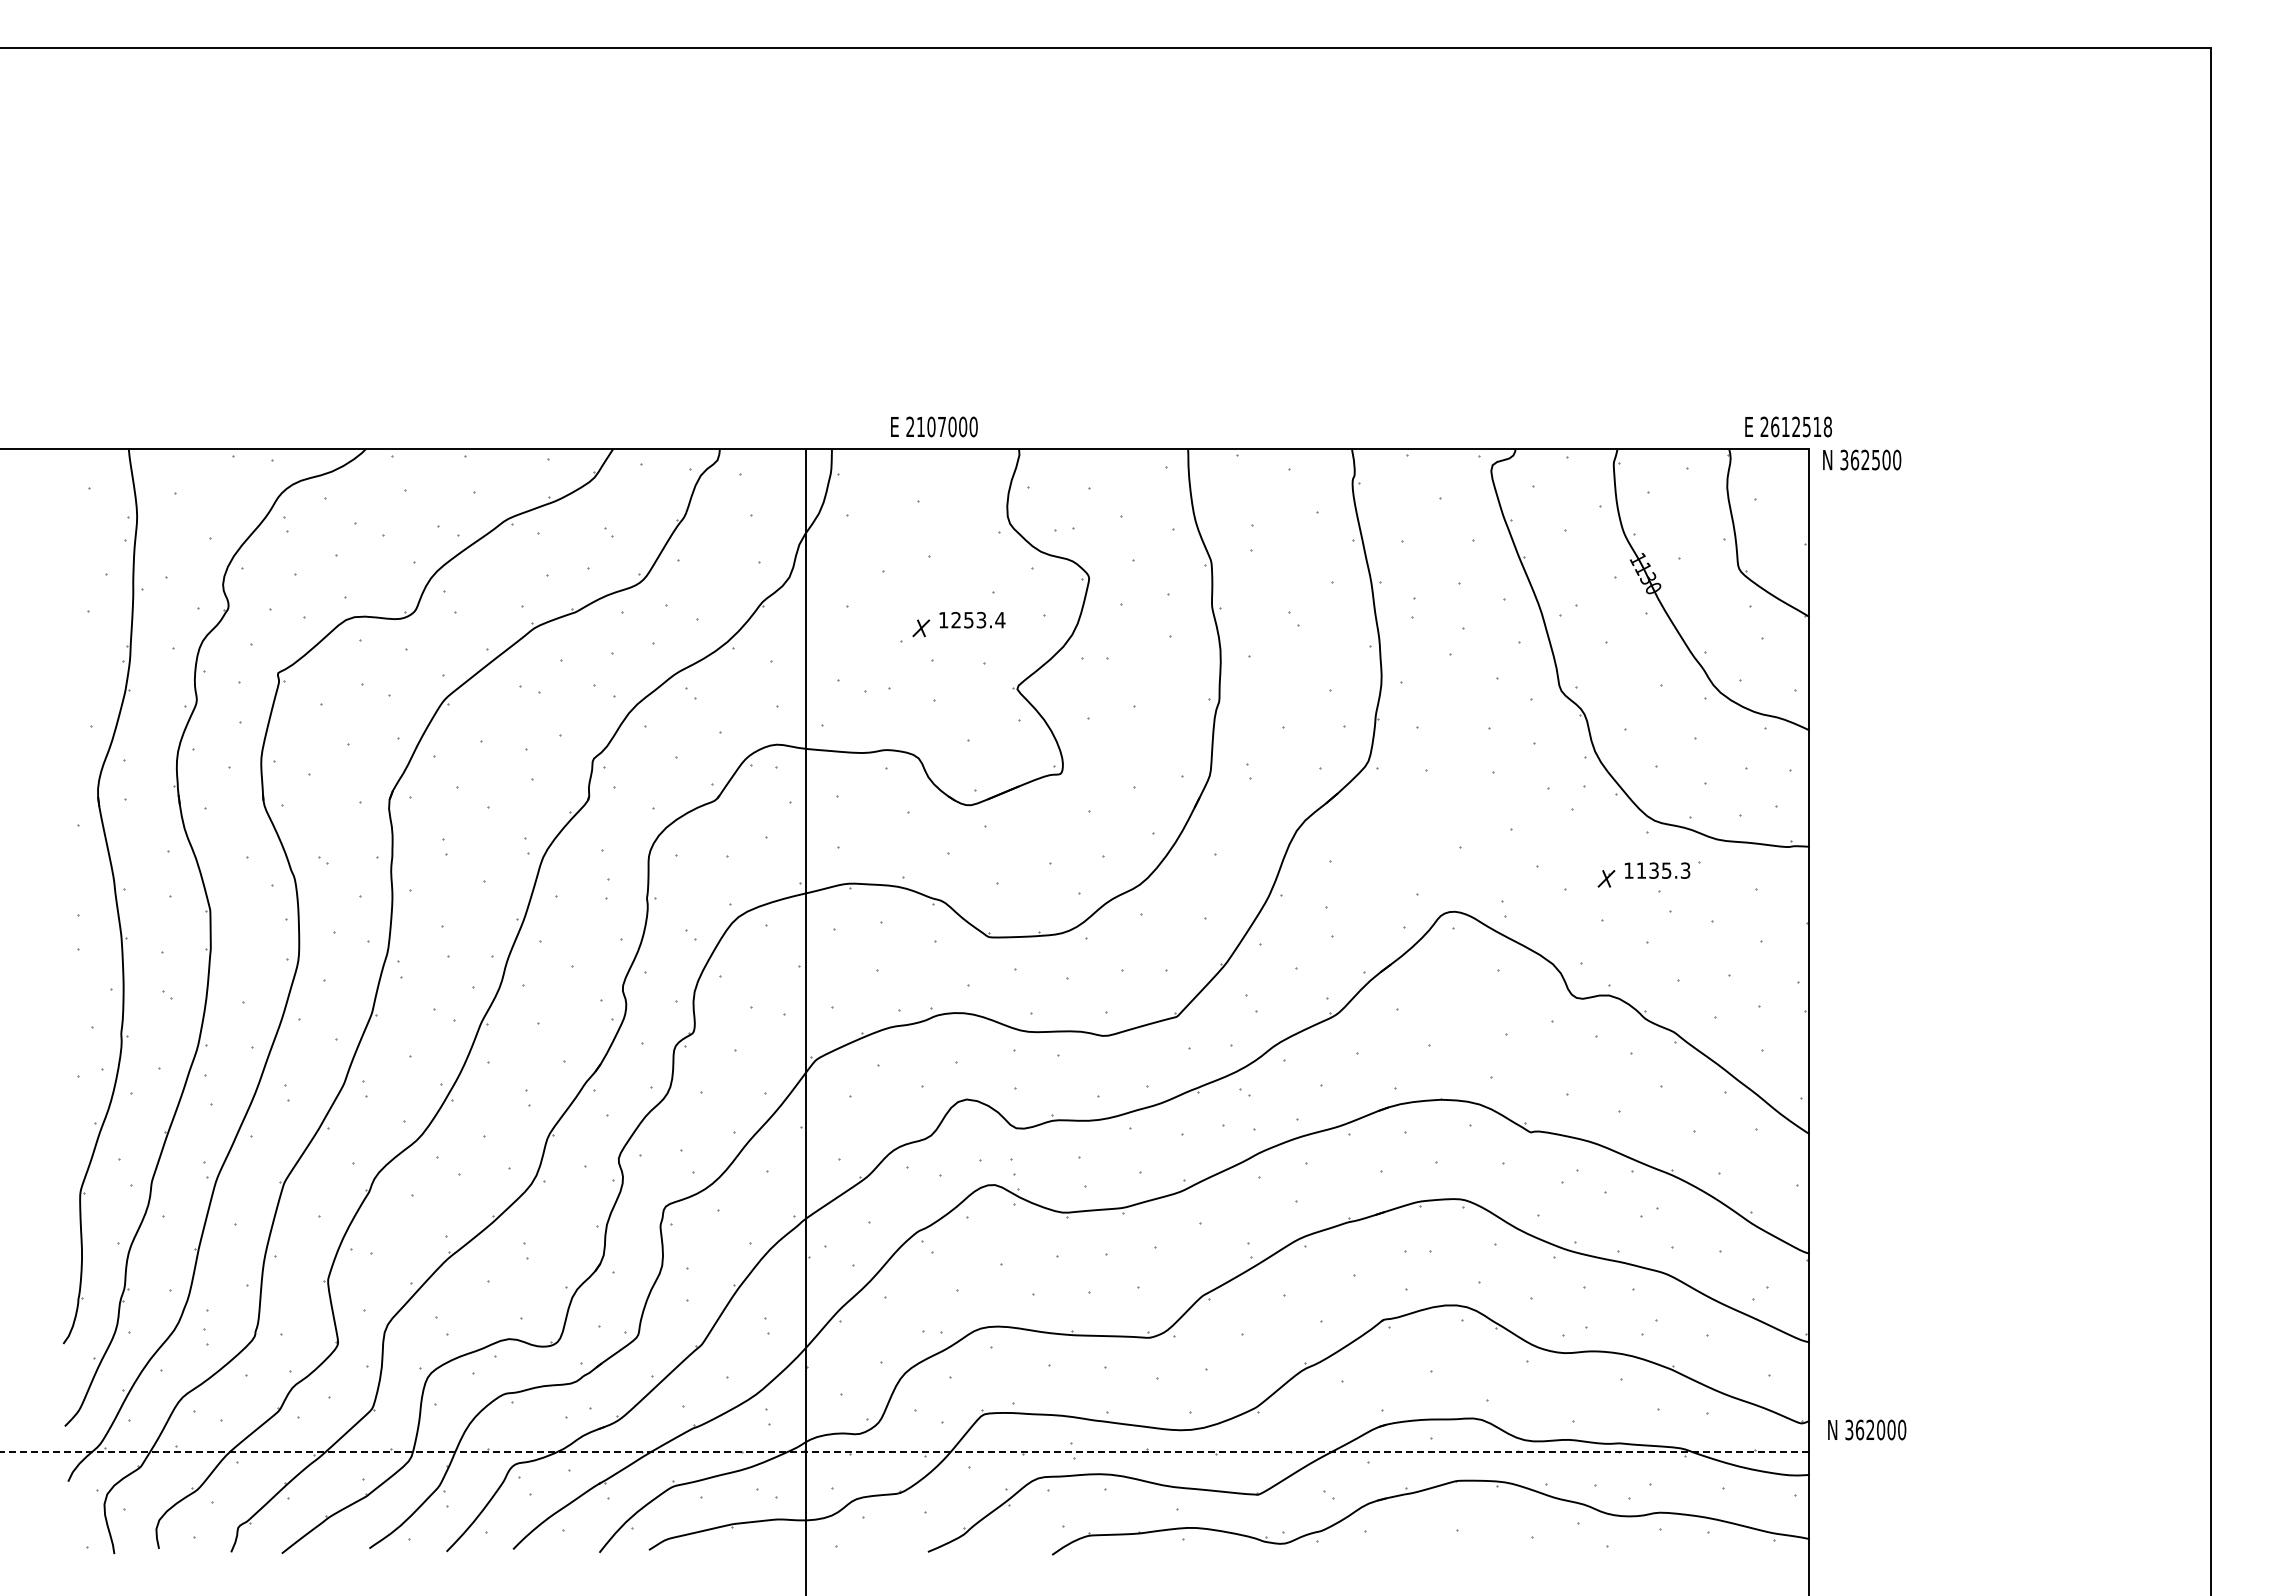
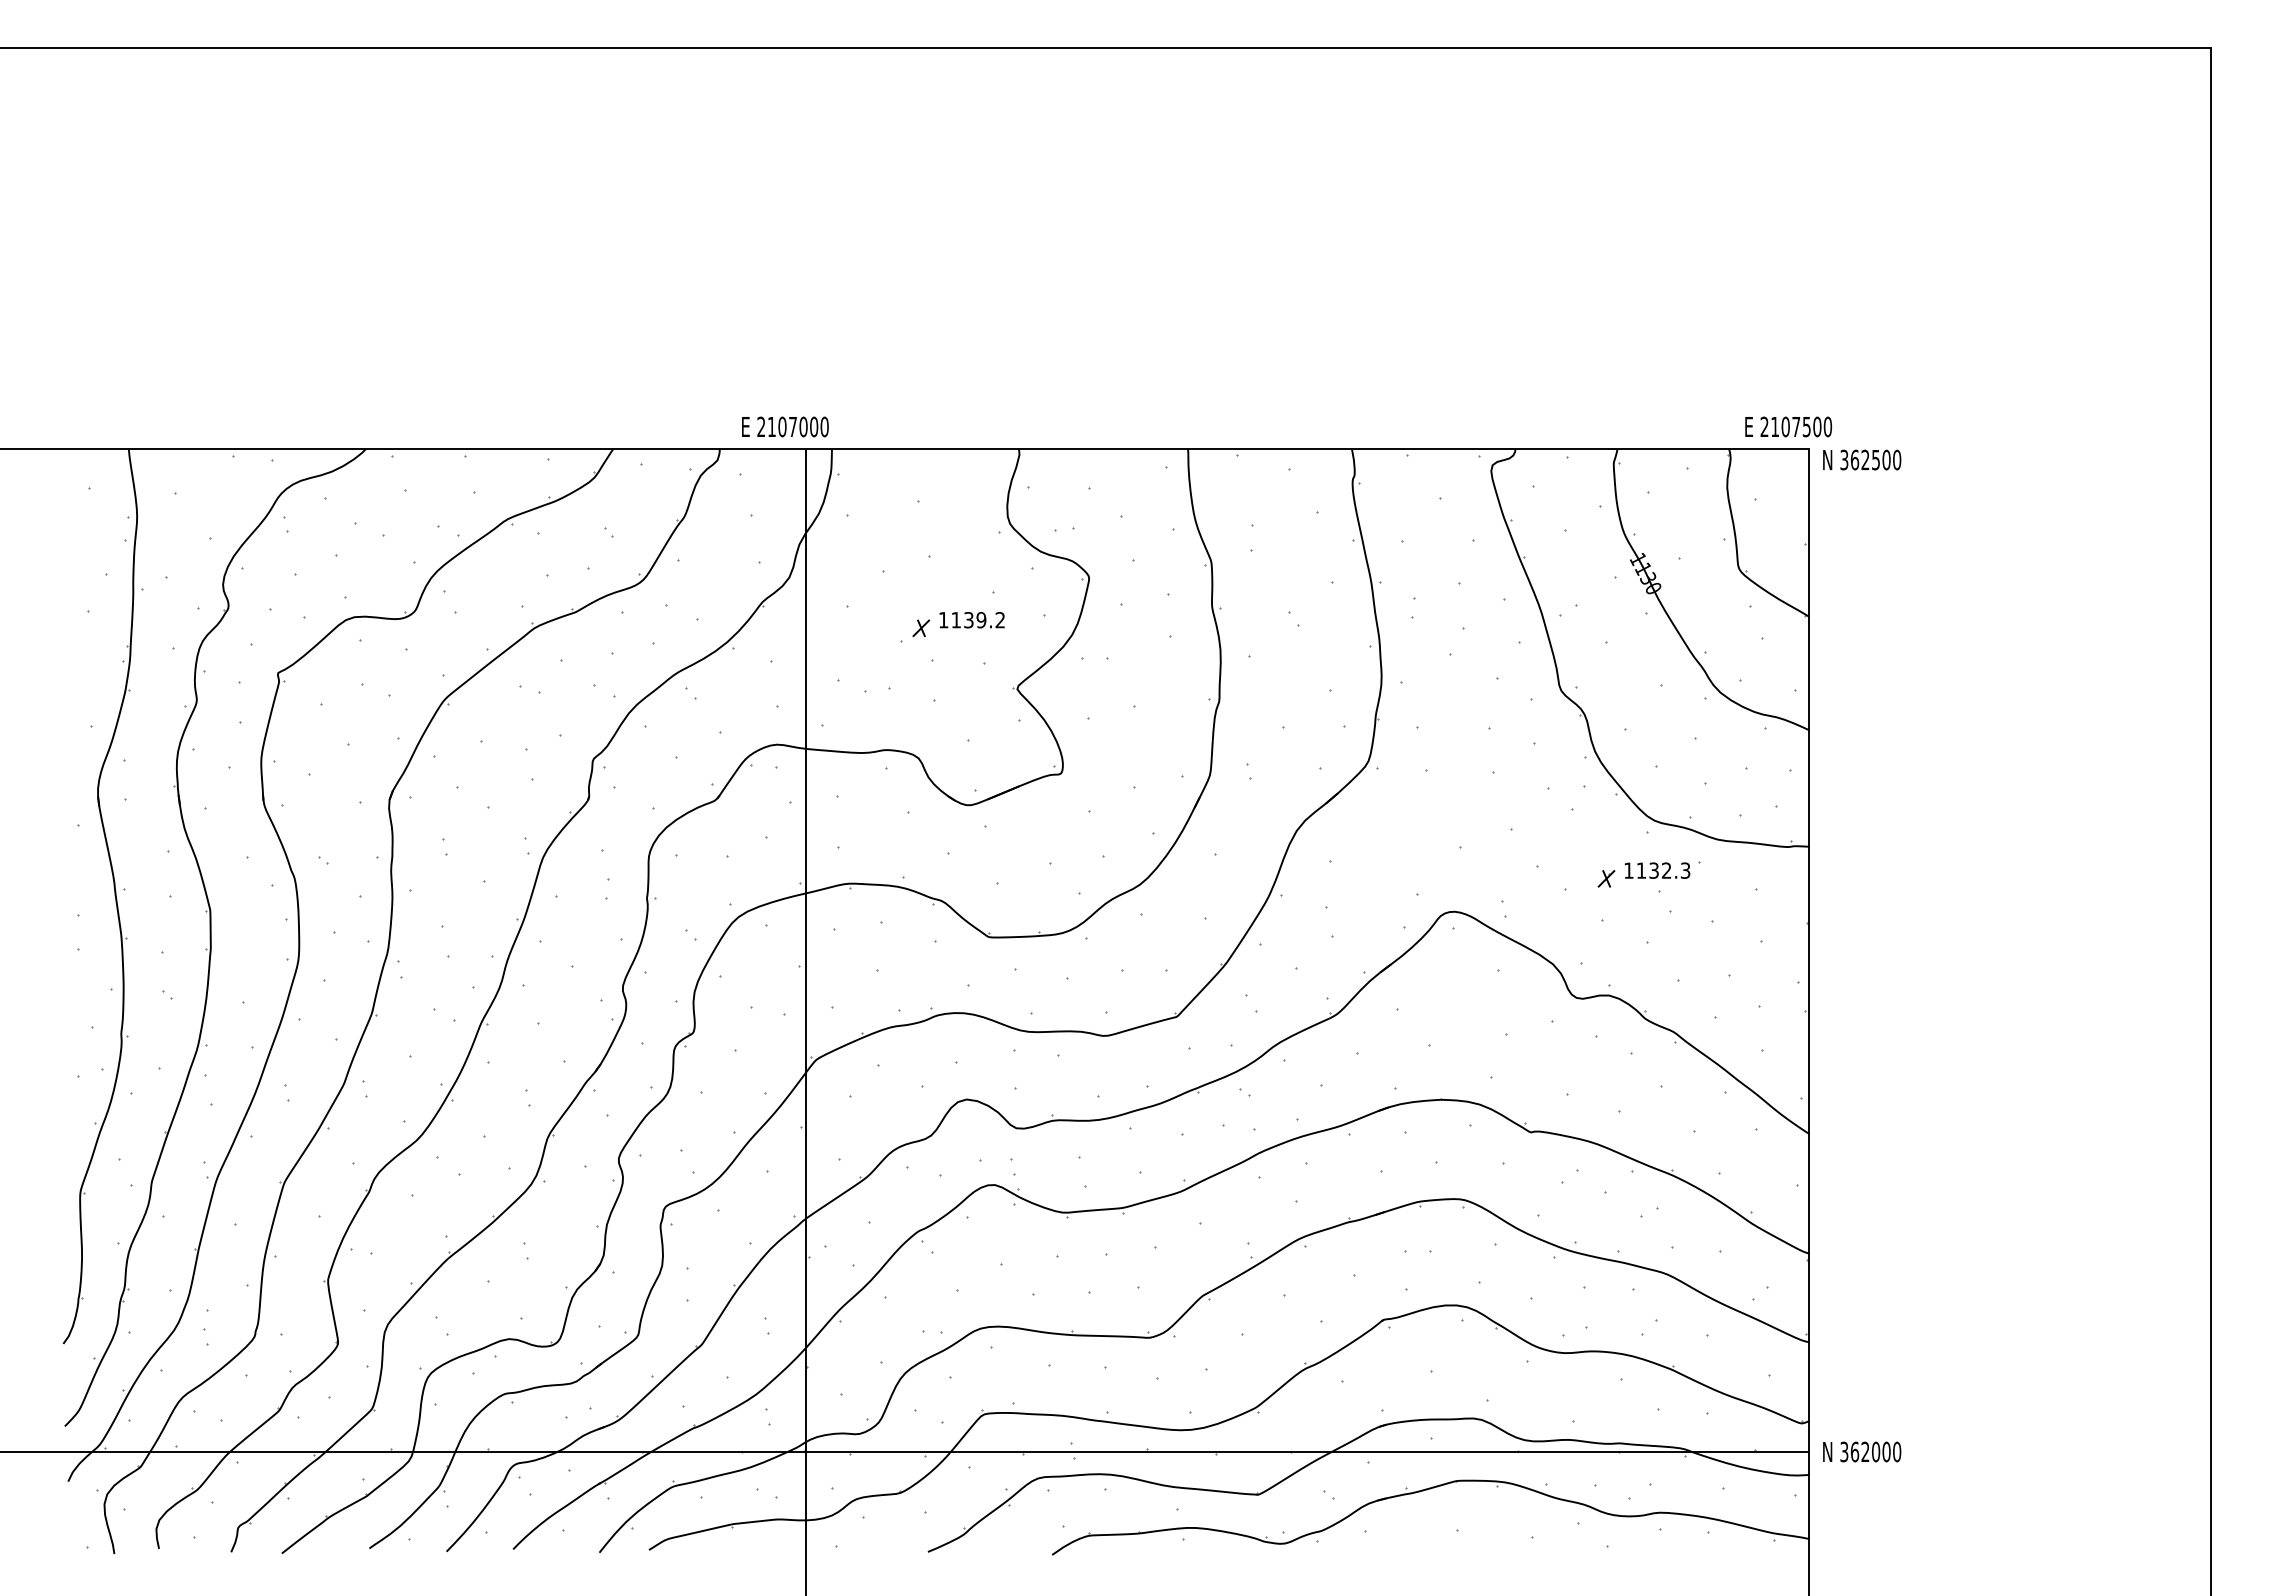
text position: (934, 426) -> (785, 426) (785, 426)
text: 2612518 -> 2107500 (1801, 426)
text: 1253.4 -> 1139.2 (978, 619)
text: 1135.3 -> 1132.3 (1666, 870)
text position: (1867, 1429) -> (1862, 1451) (1862, 1451)
line: dashed -> solid (904, 1452)
